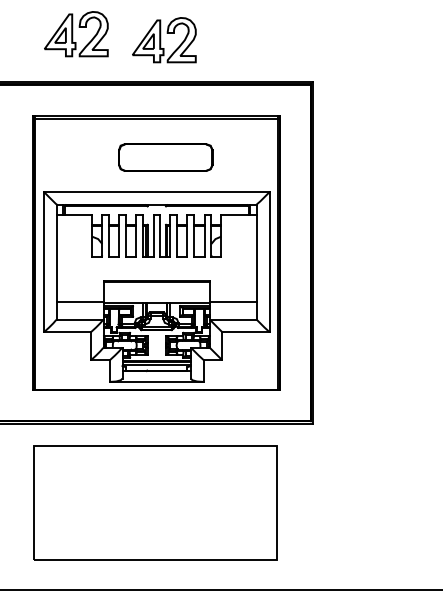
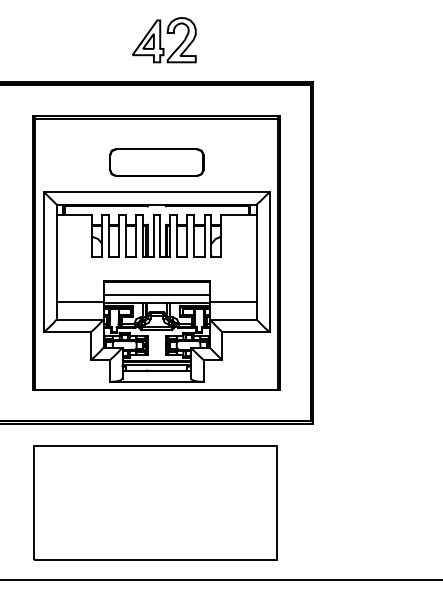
part: present -> none (76, 34)
part position: (165, 157) -> (156, 162) (156, 162)
line: none -> present (156, 294)
line position: (220, 590) -> (220, 580) (220, 580)
